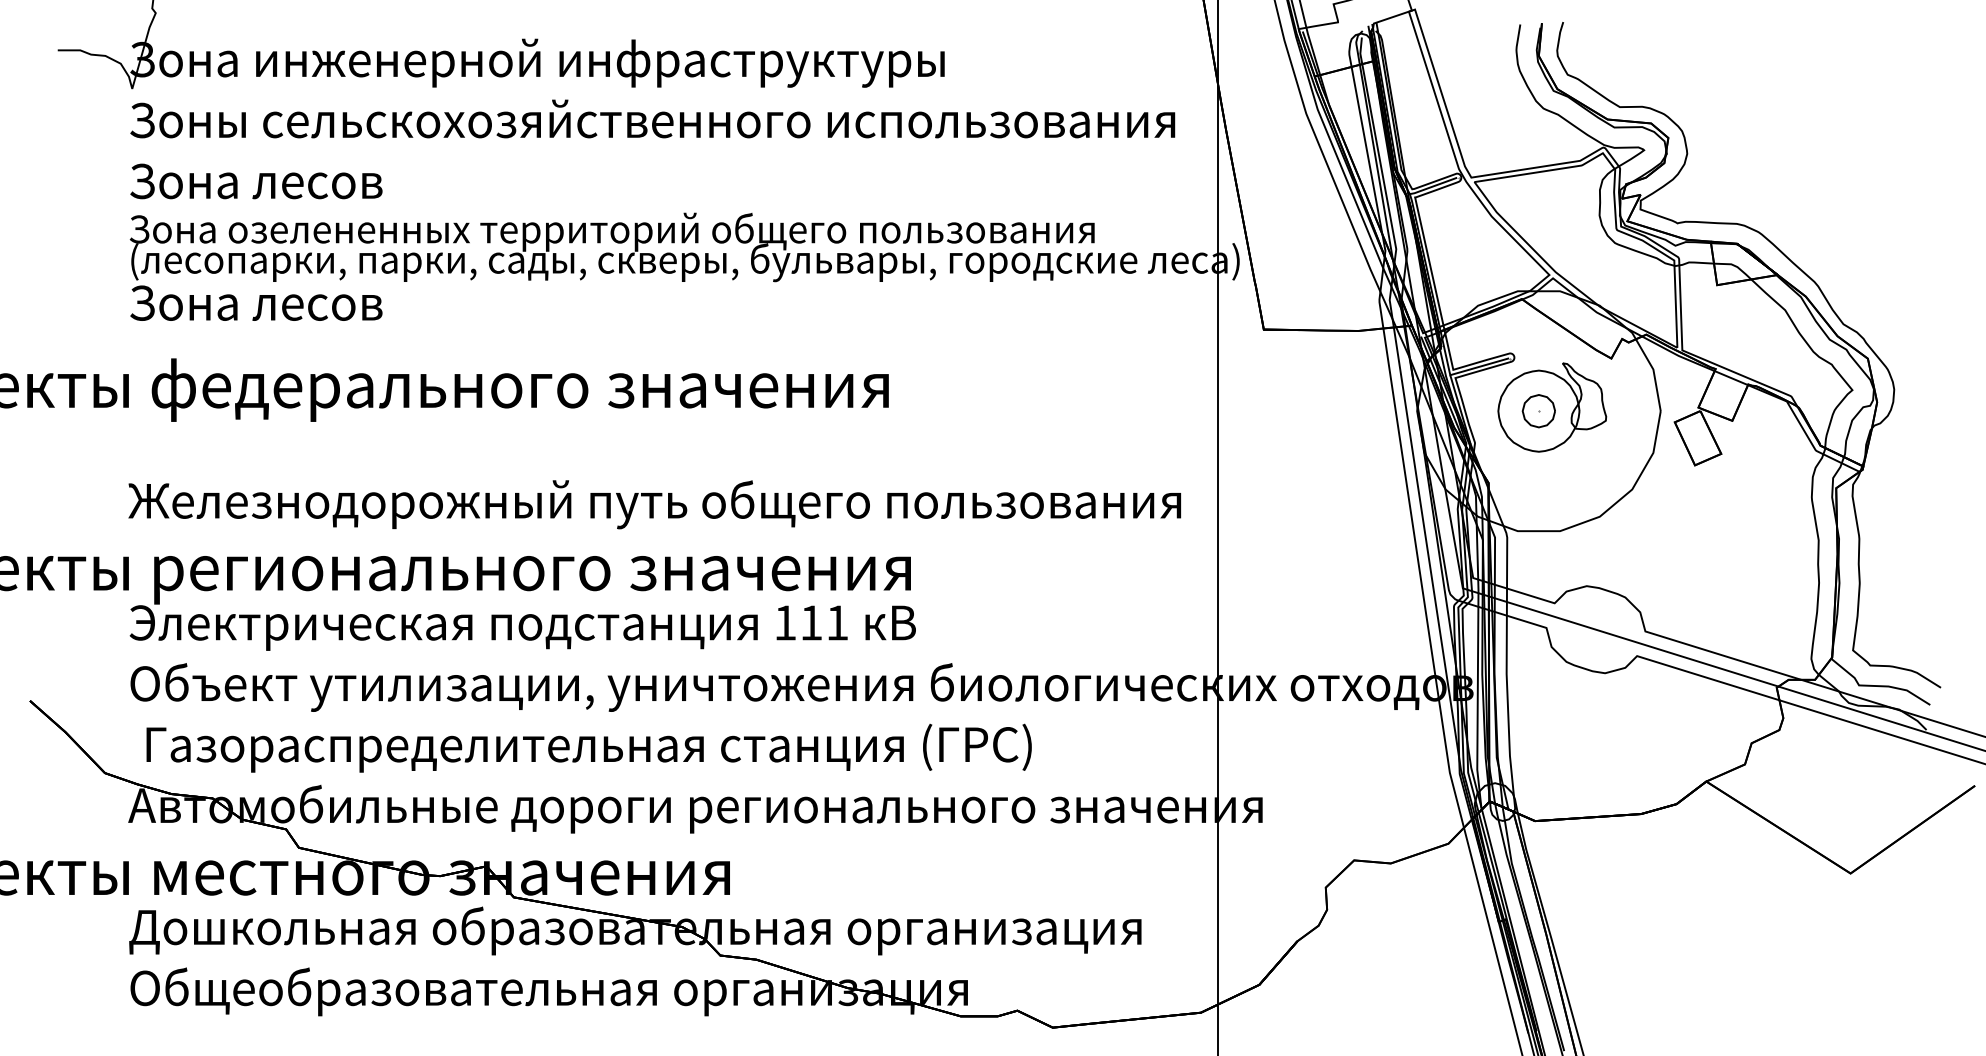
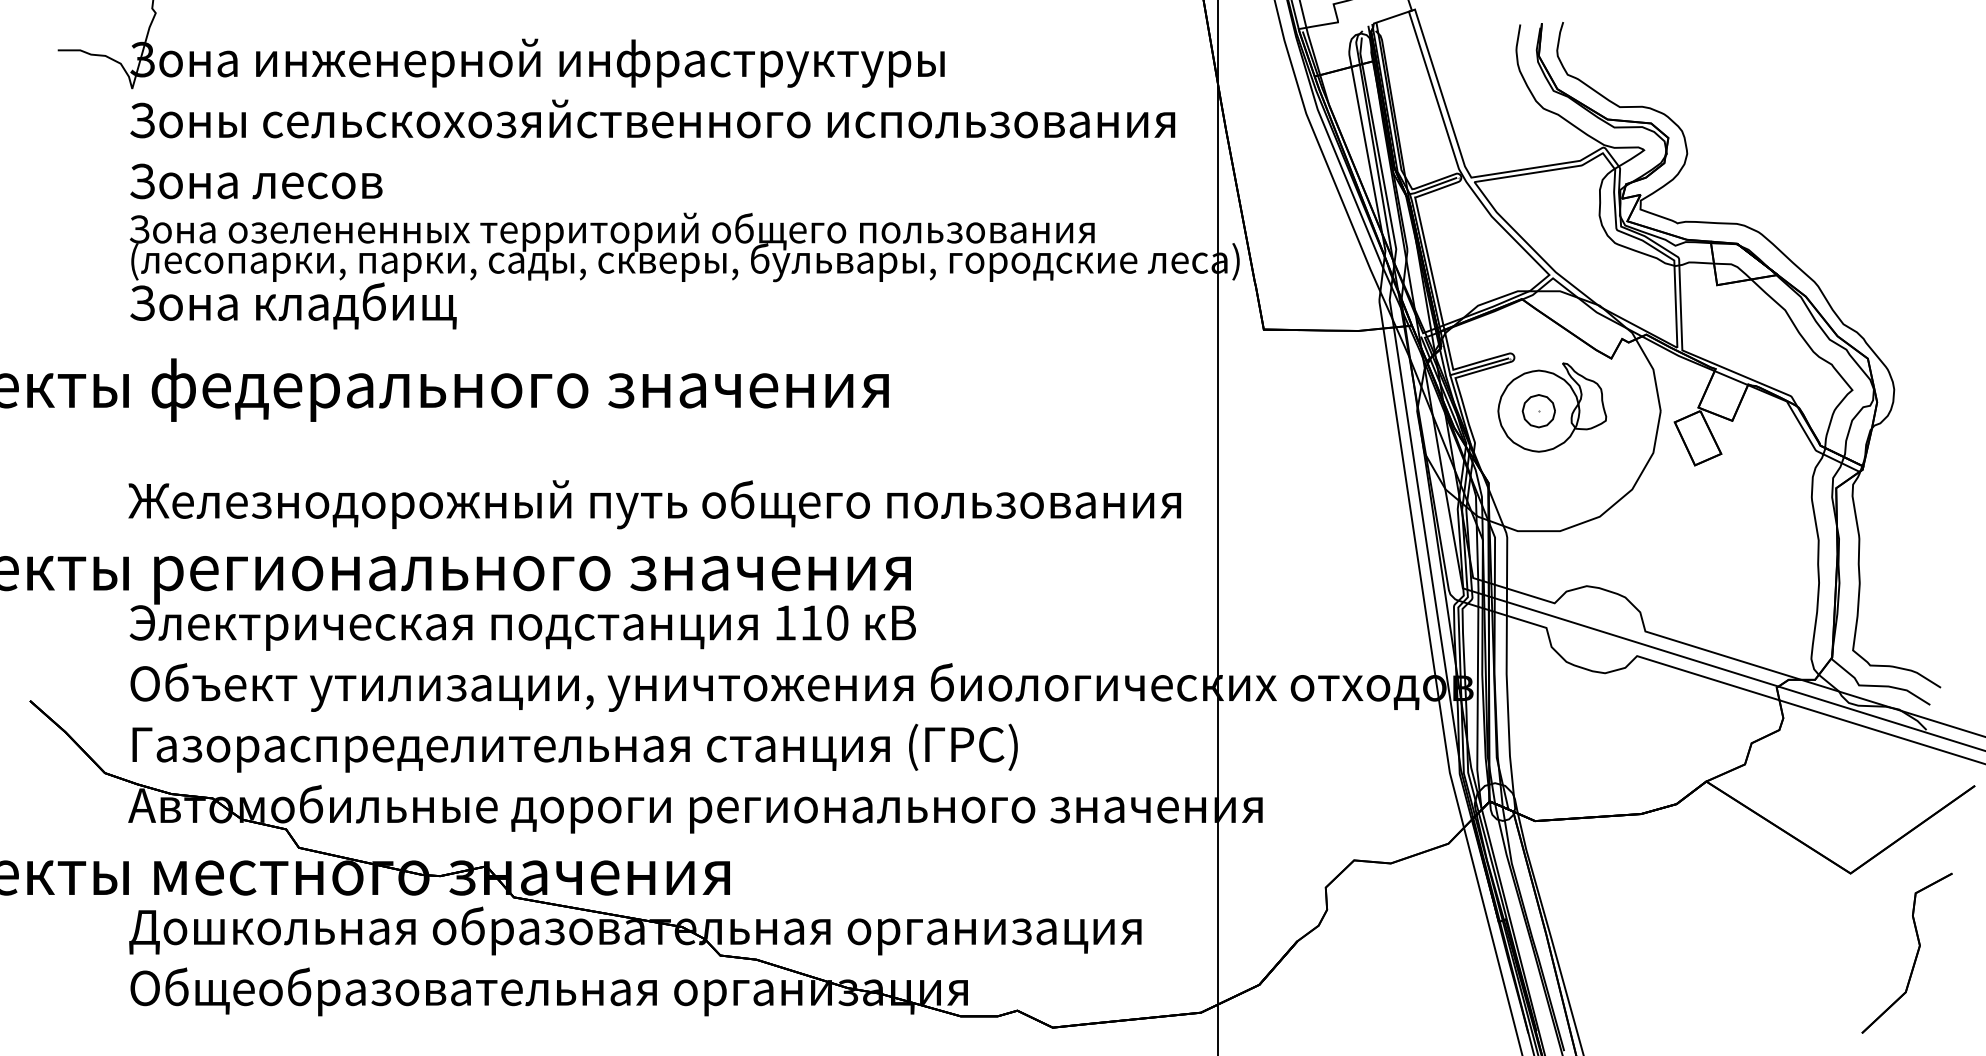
text: Зона лесов -> Зона кладбищ (354, 305)
text: 111 -> 110 (837, 622)
text position: (588, 747) -> (574, 747) (574, 747)
part: none -> present (1915, 955)
